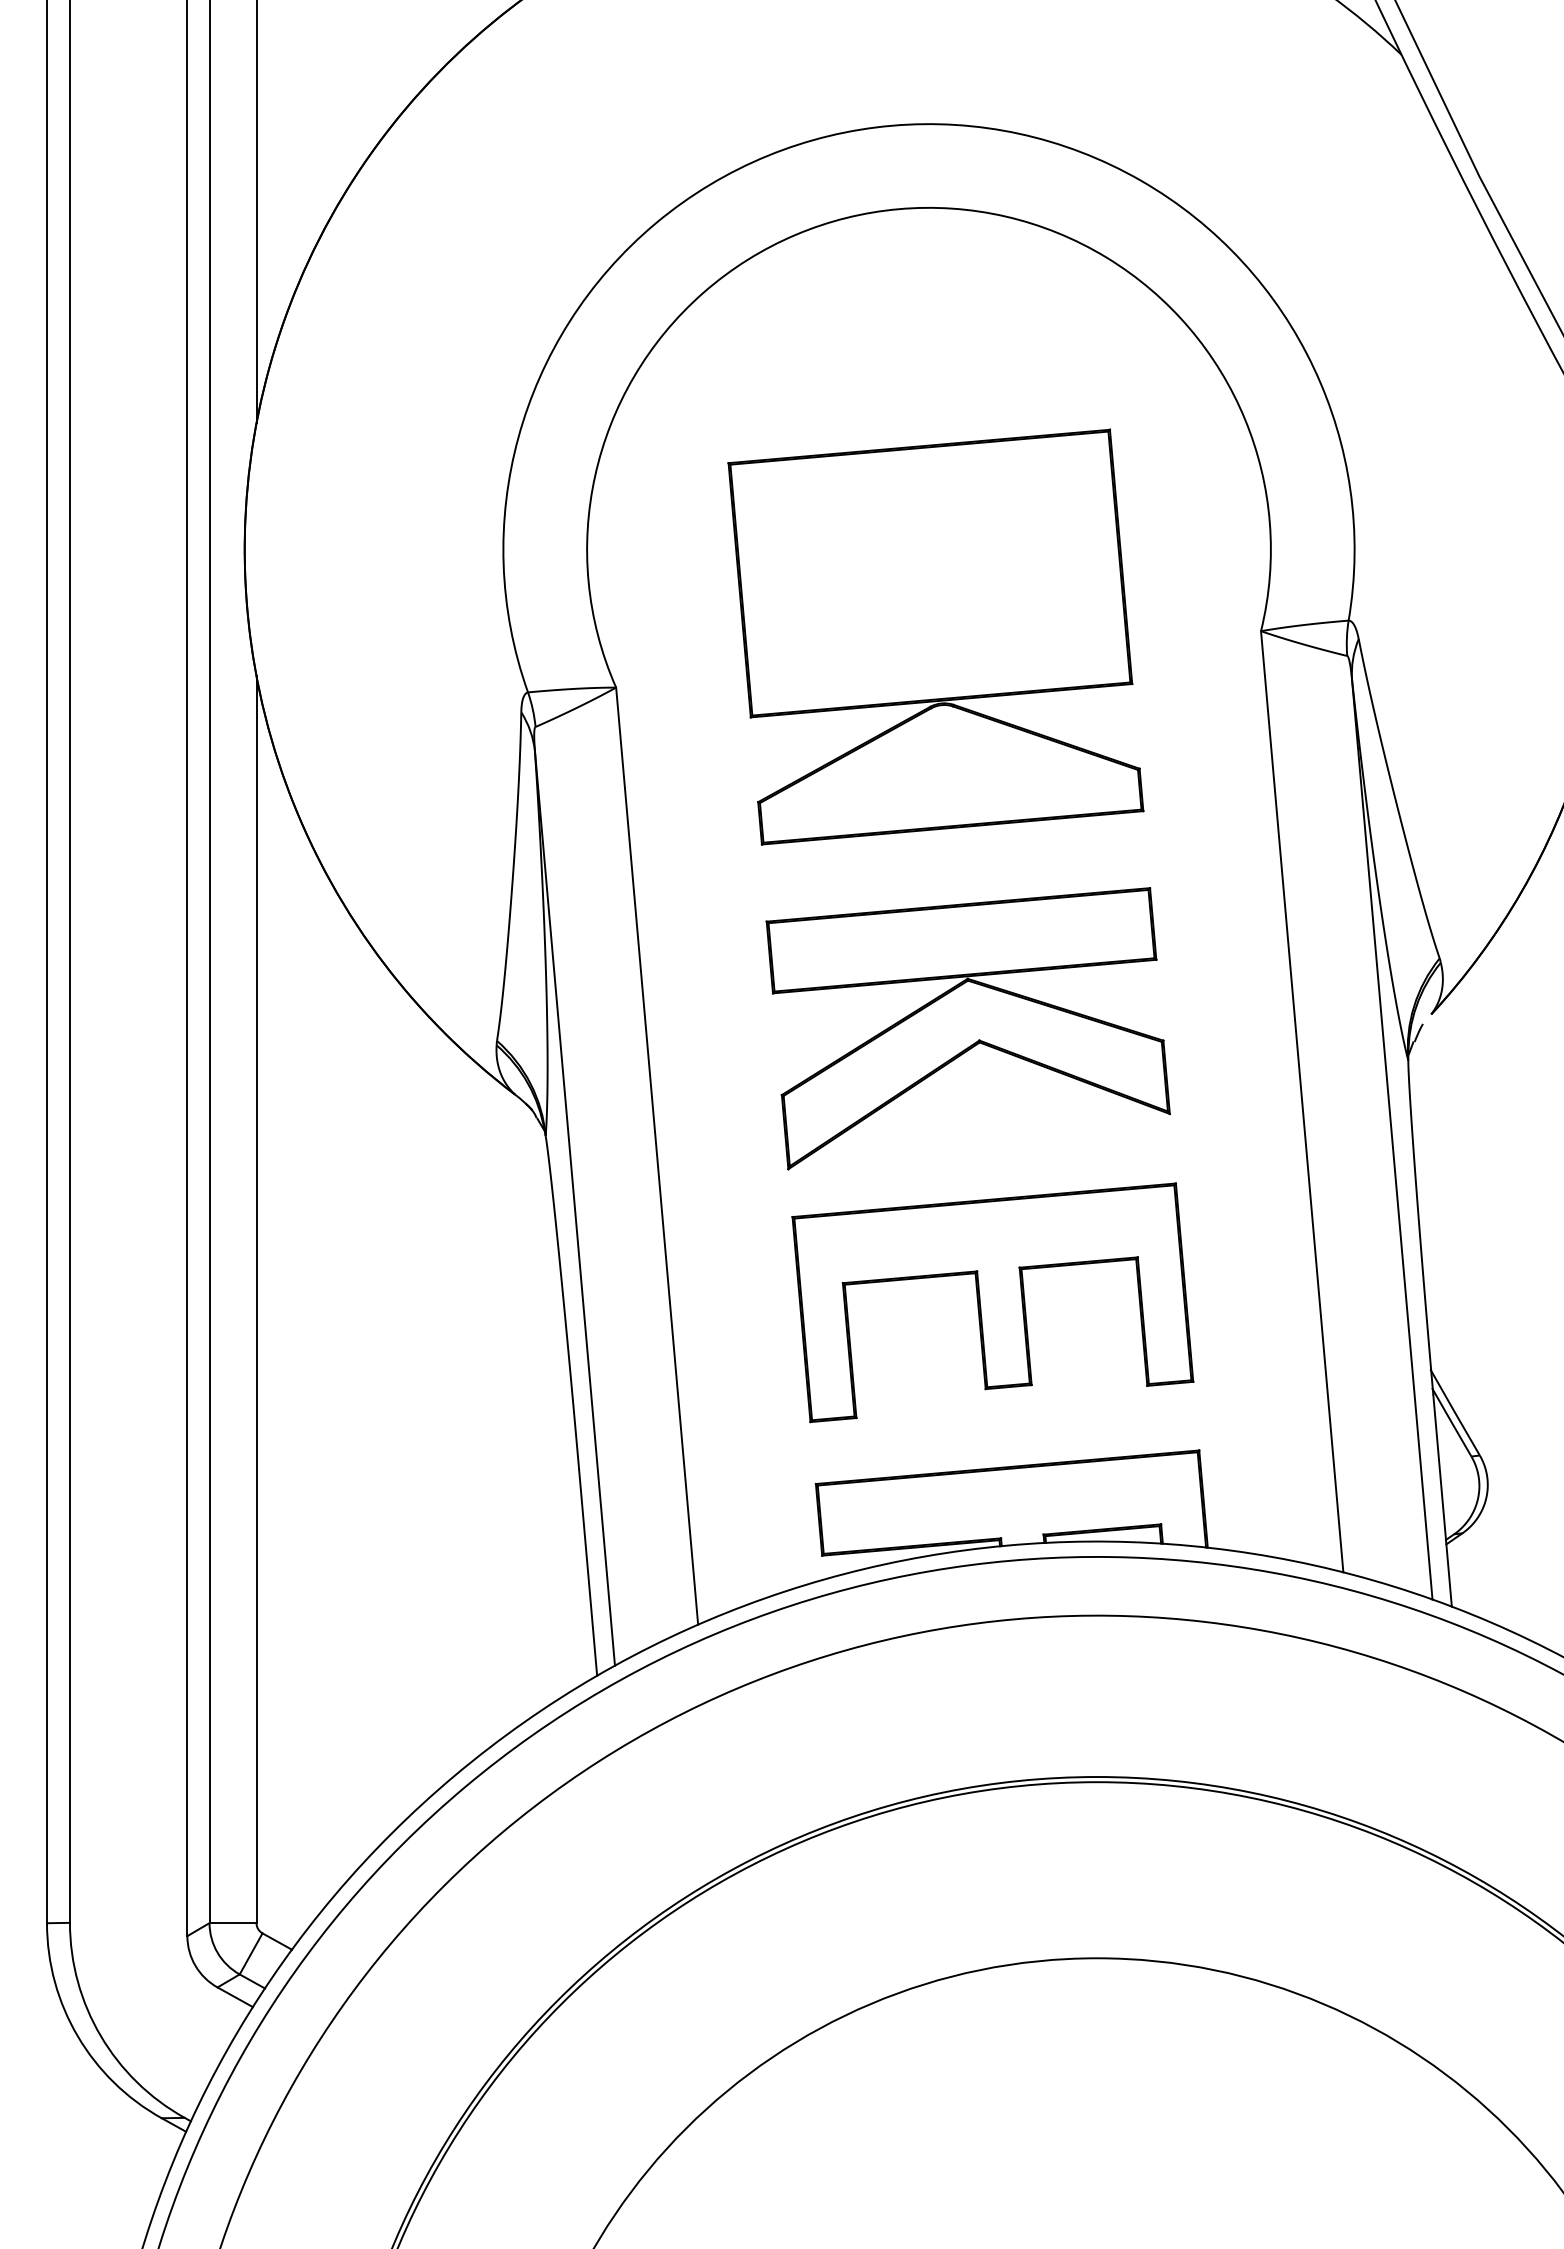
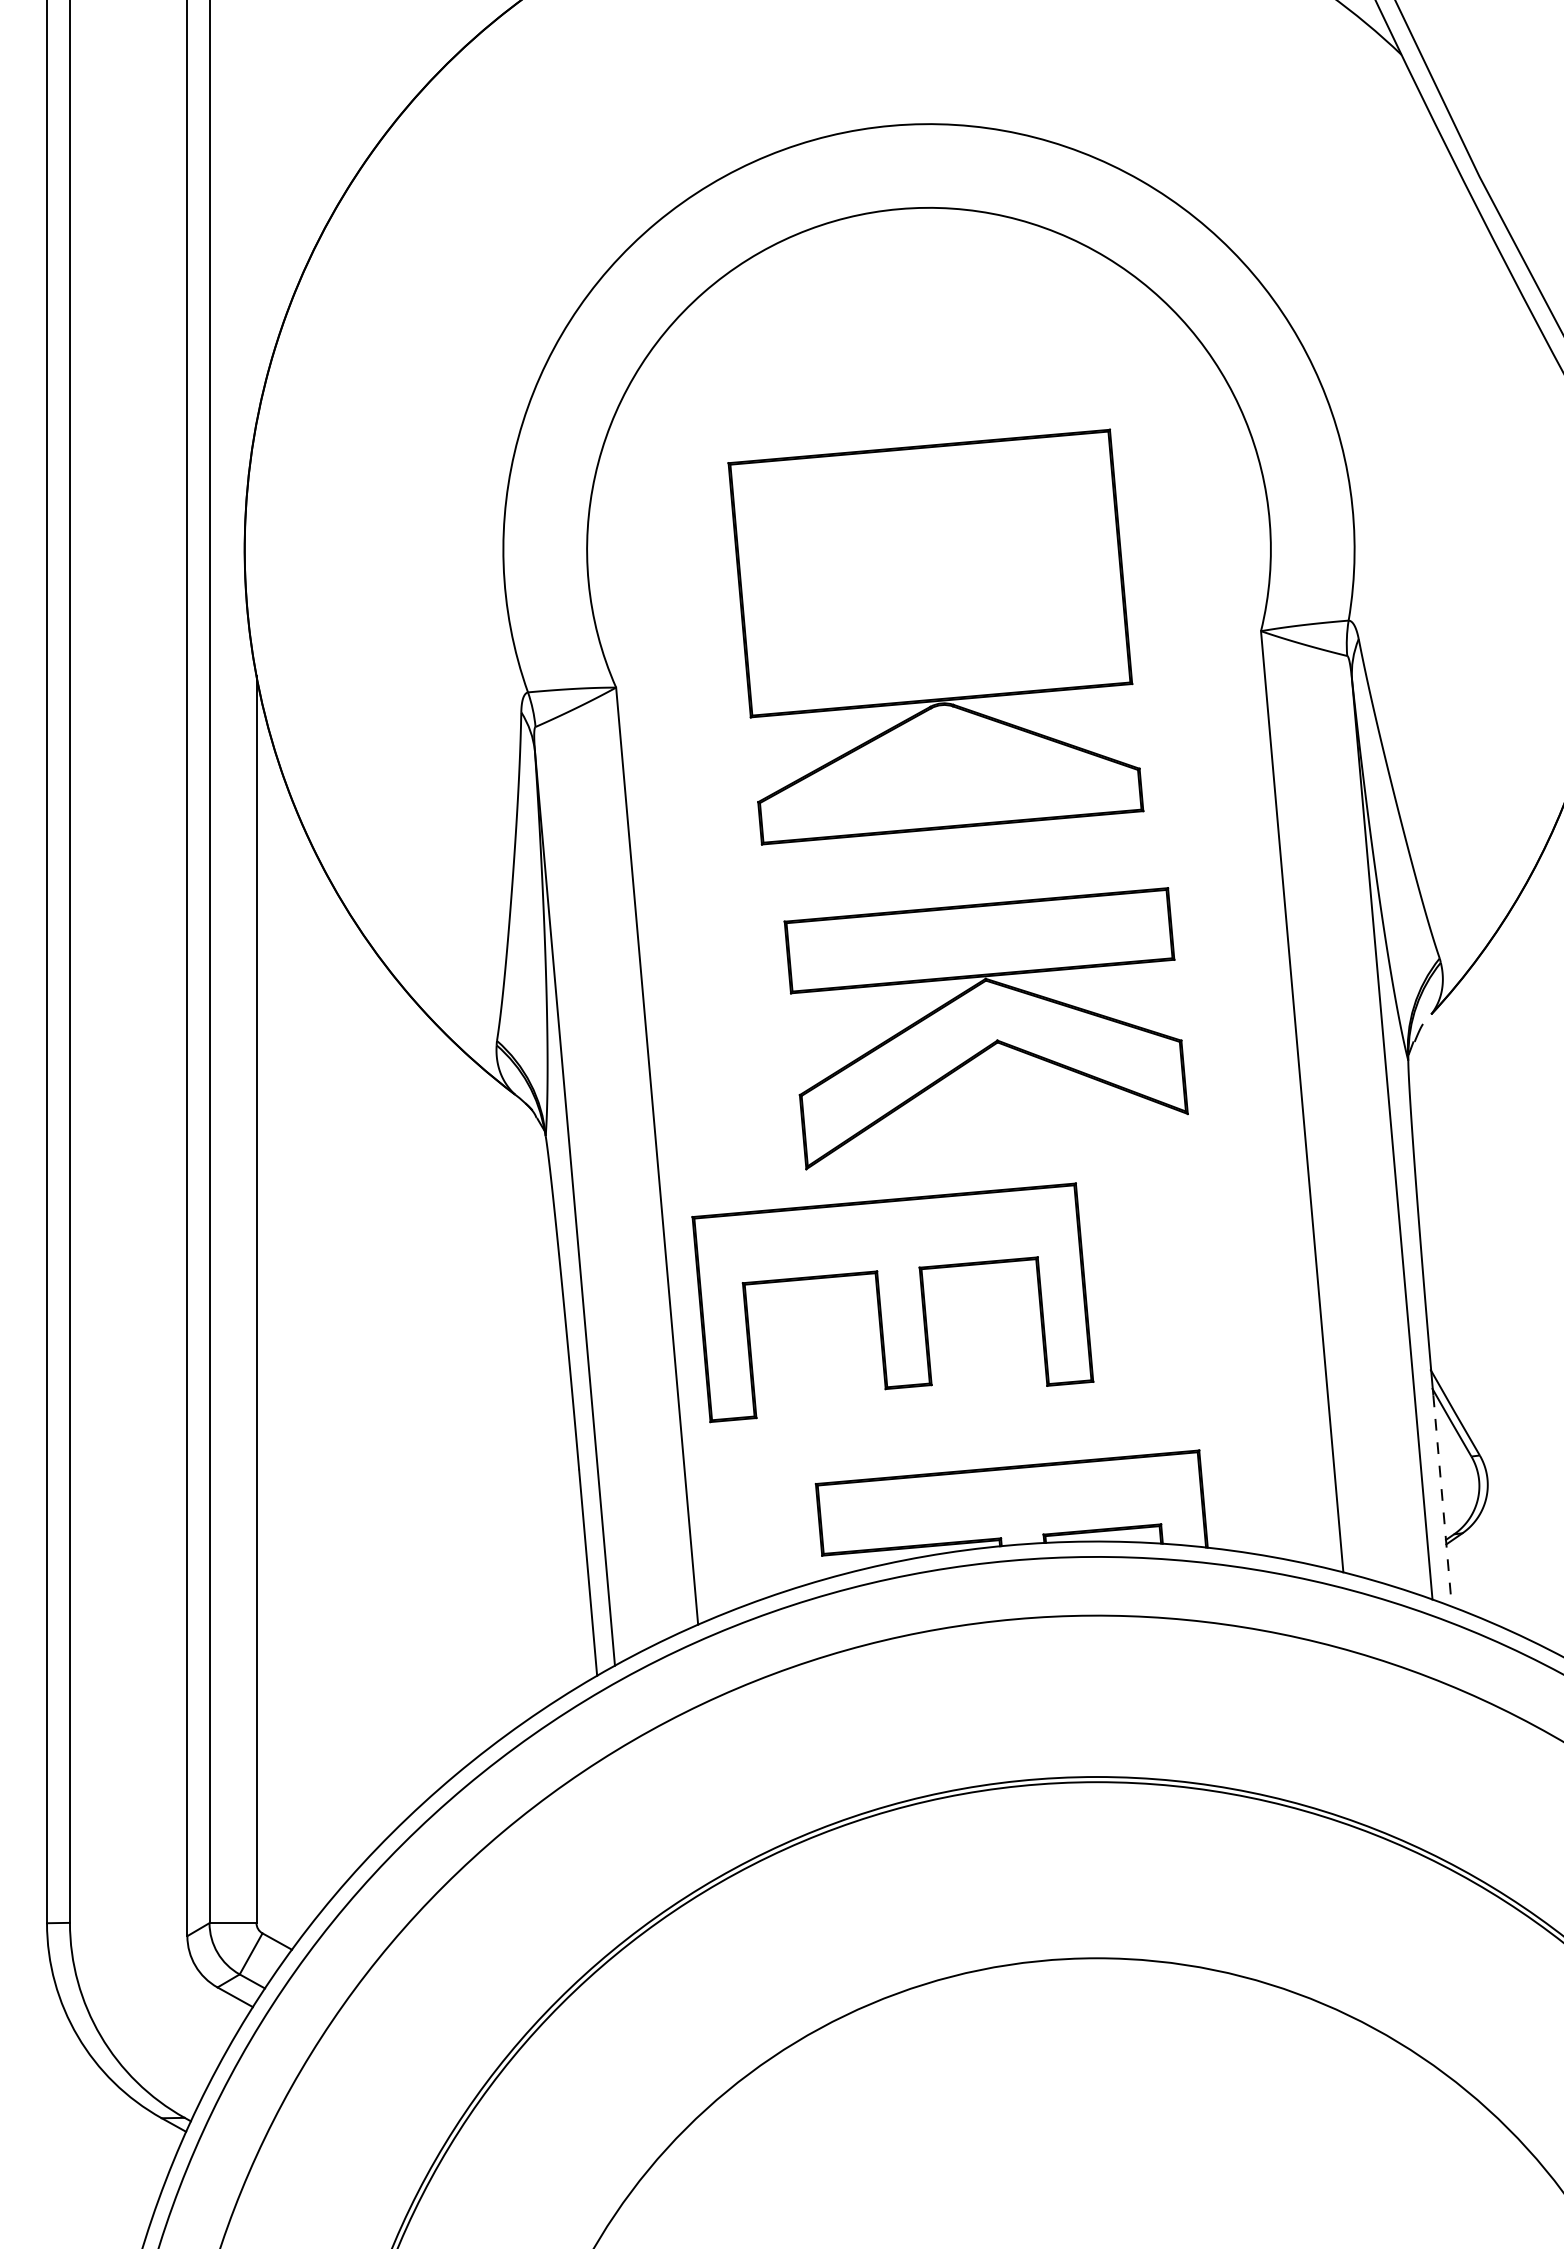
line: present -> none (256, 212)
part position: (967, 1028) -> (985, 1028) (985, 1028)
part position: (992, 1302) -> (892, 1302) (892, 1302)
line: solid -> dashed (1442, 1501)
